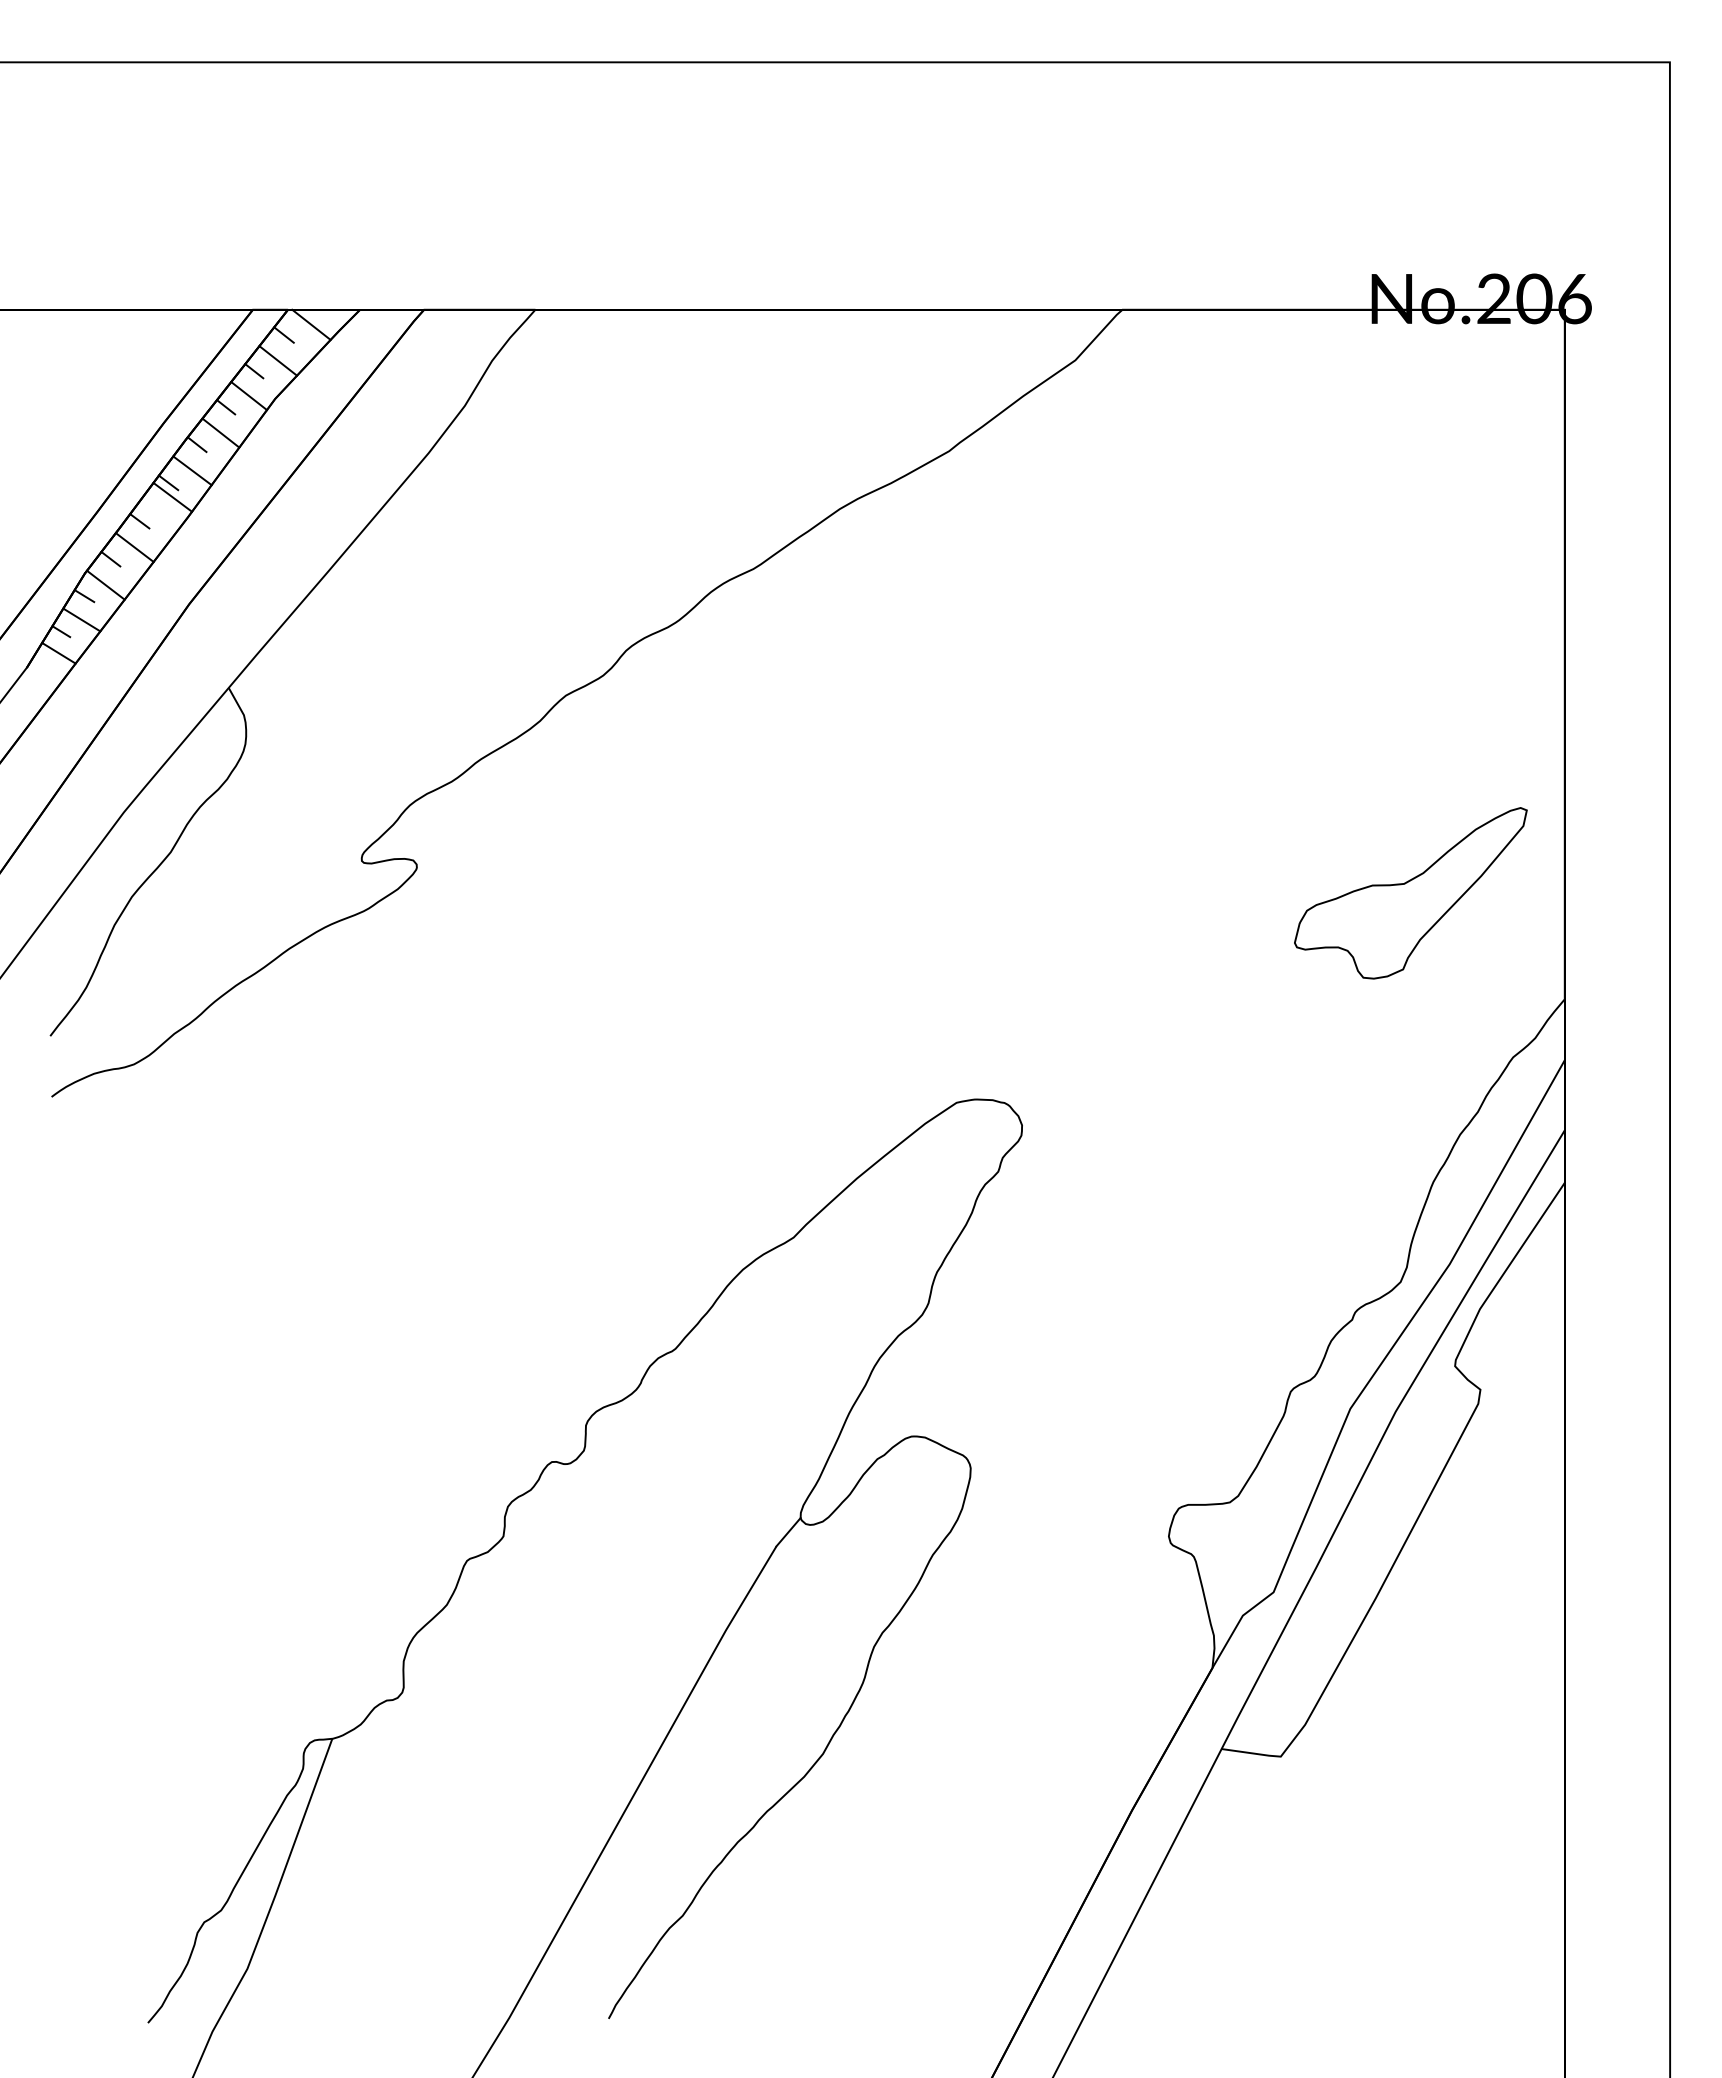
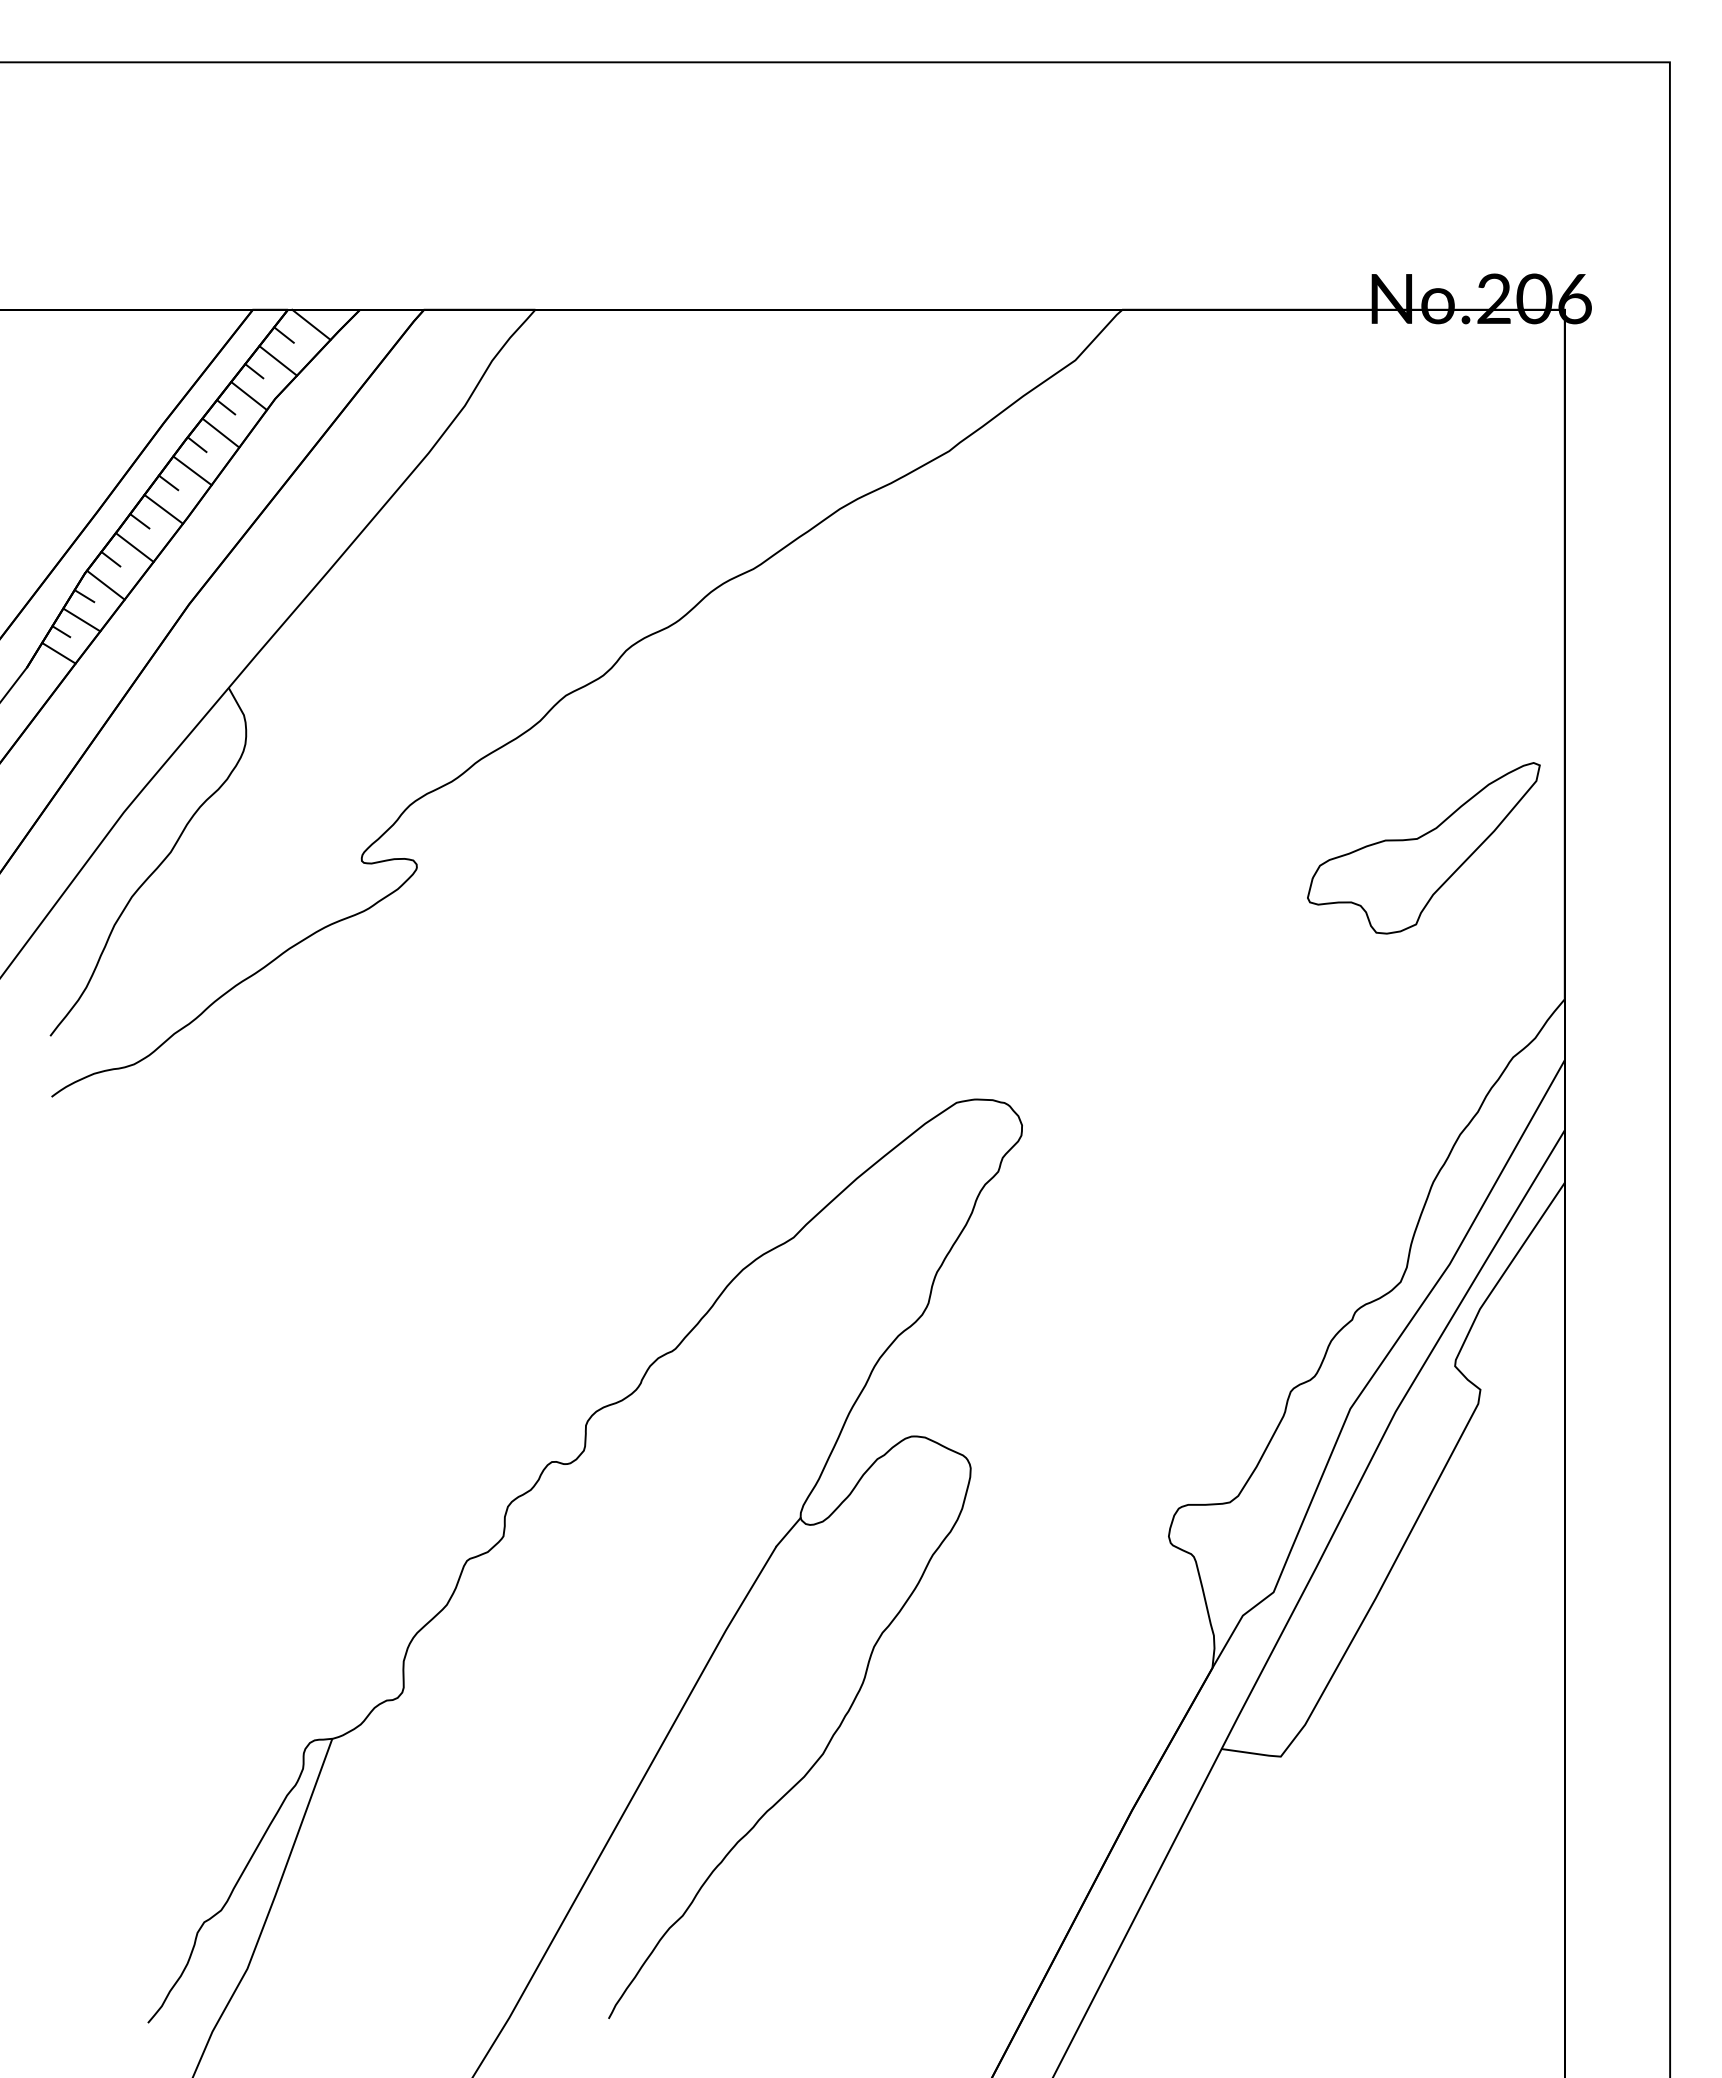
line position: (172, 496) -> (163, 508) (163, 508)
part position: (1410, 893) -> (1423, 848) (1423, 848)
